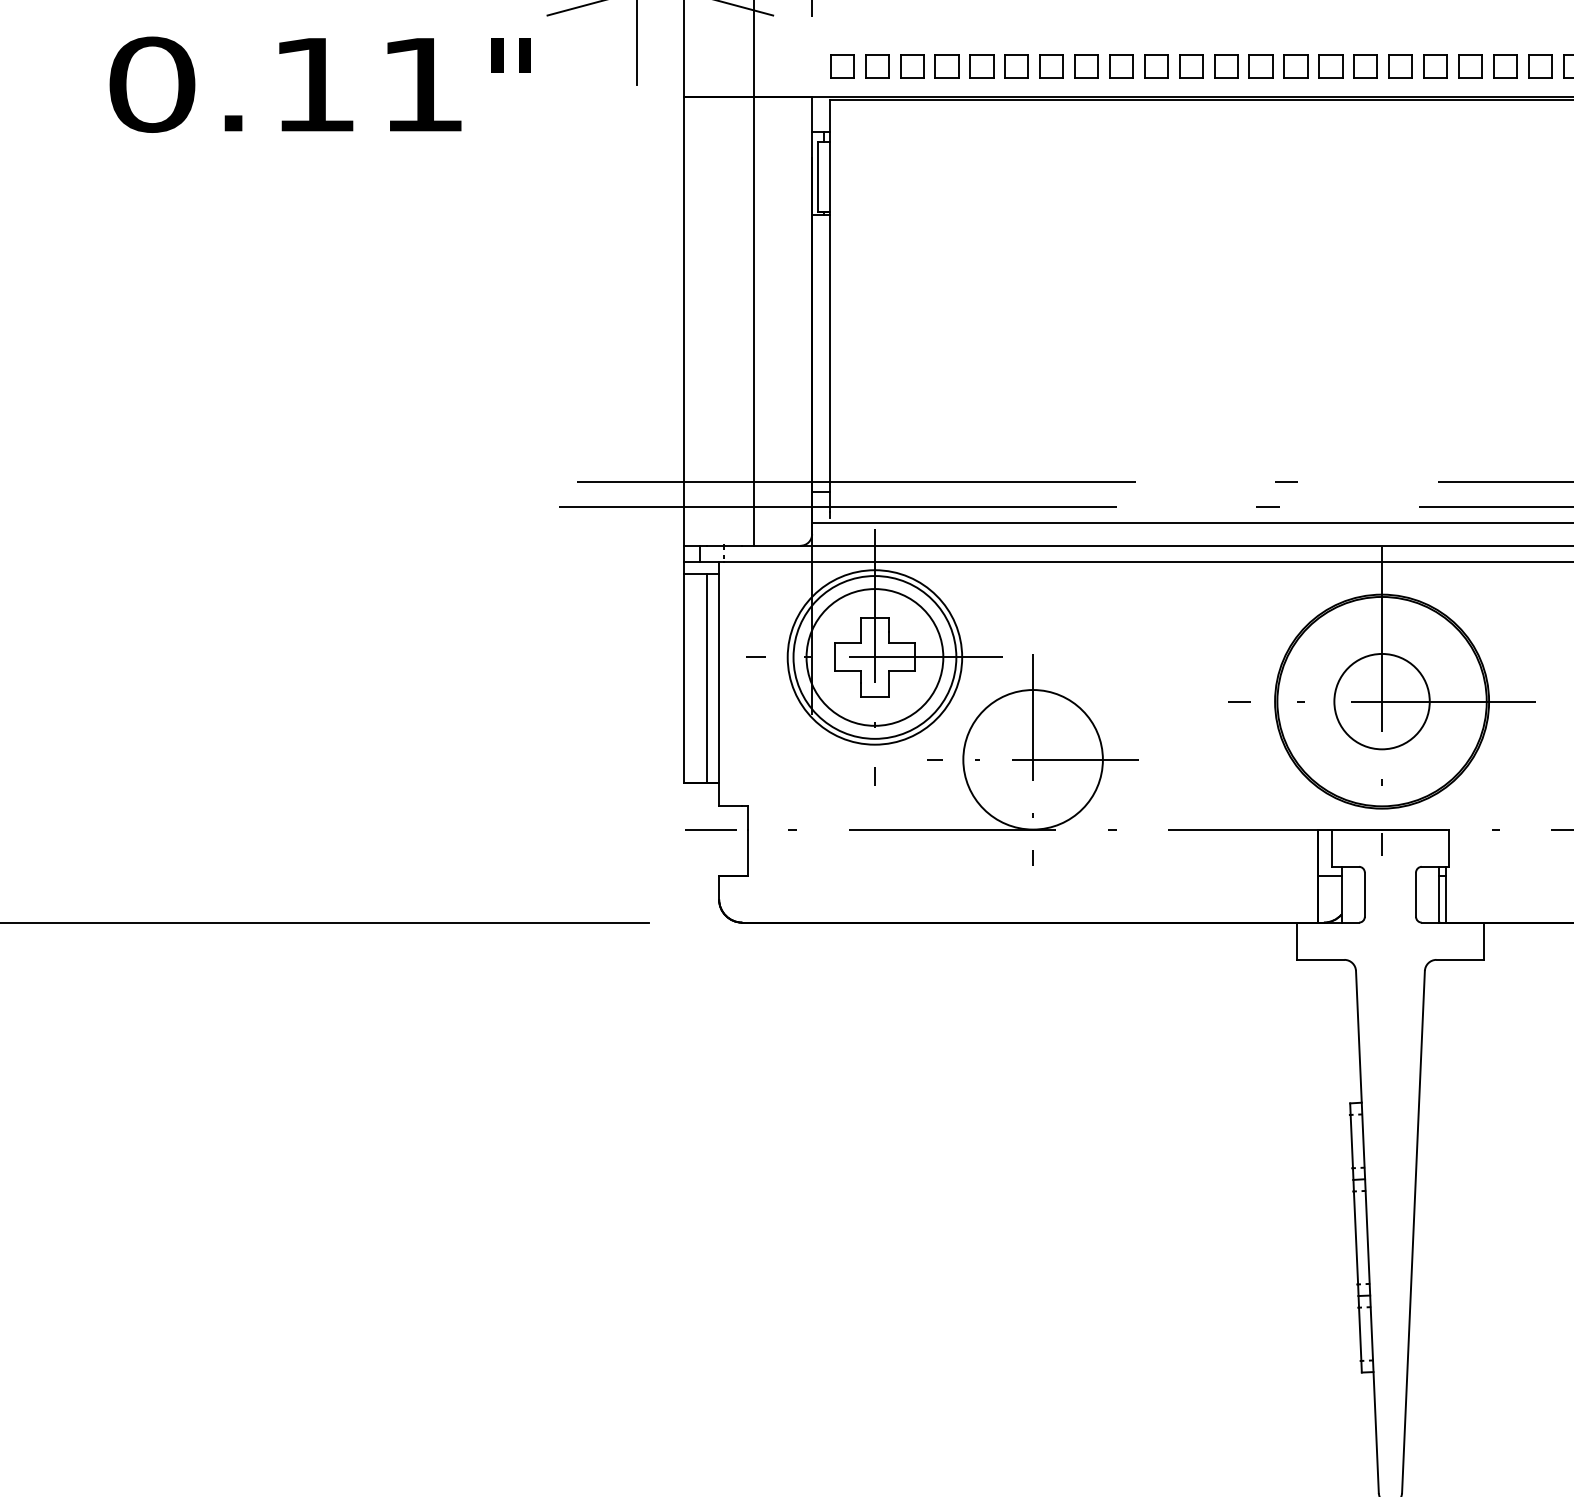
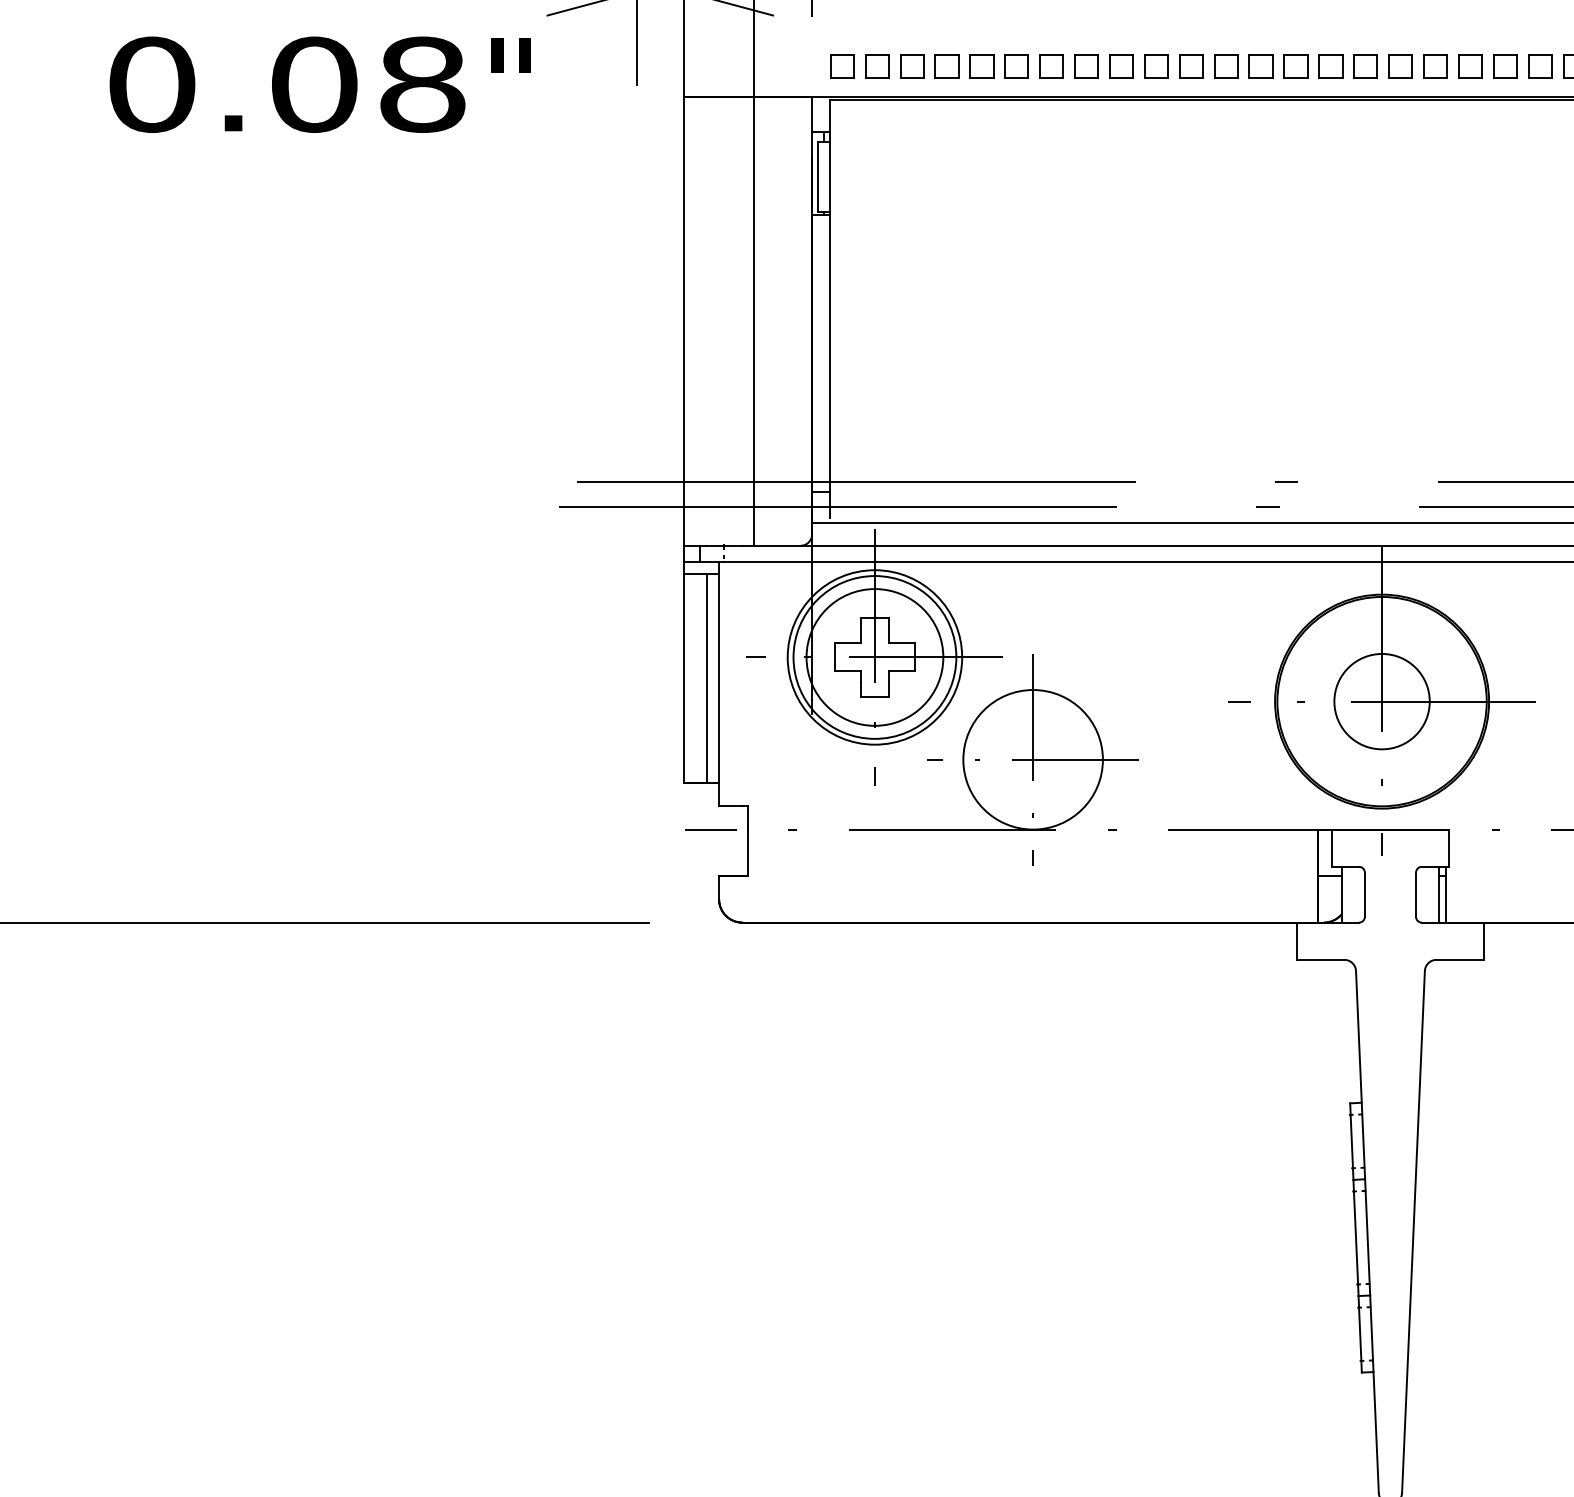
text: 0.11 -> 0.08 (368, 84)
